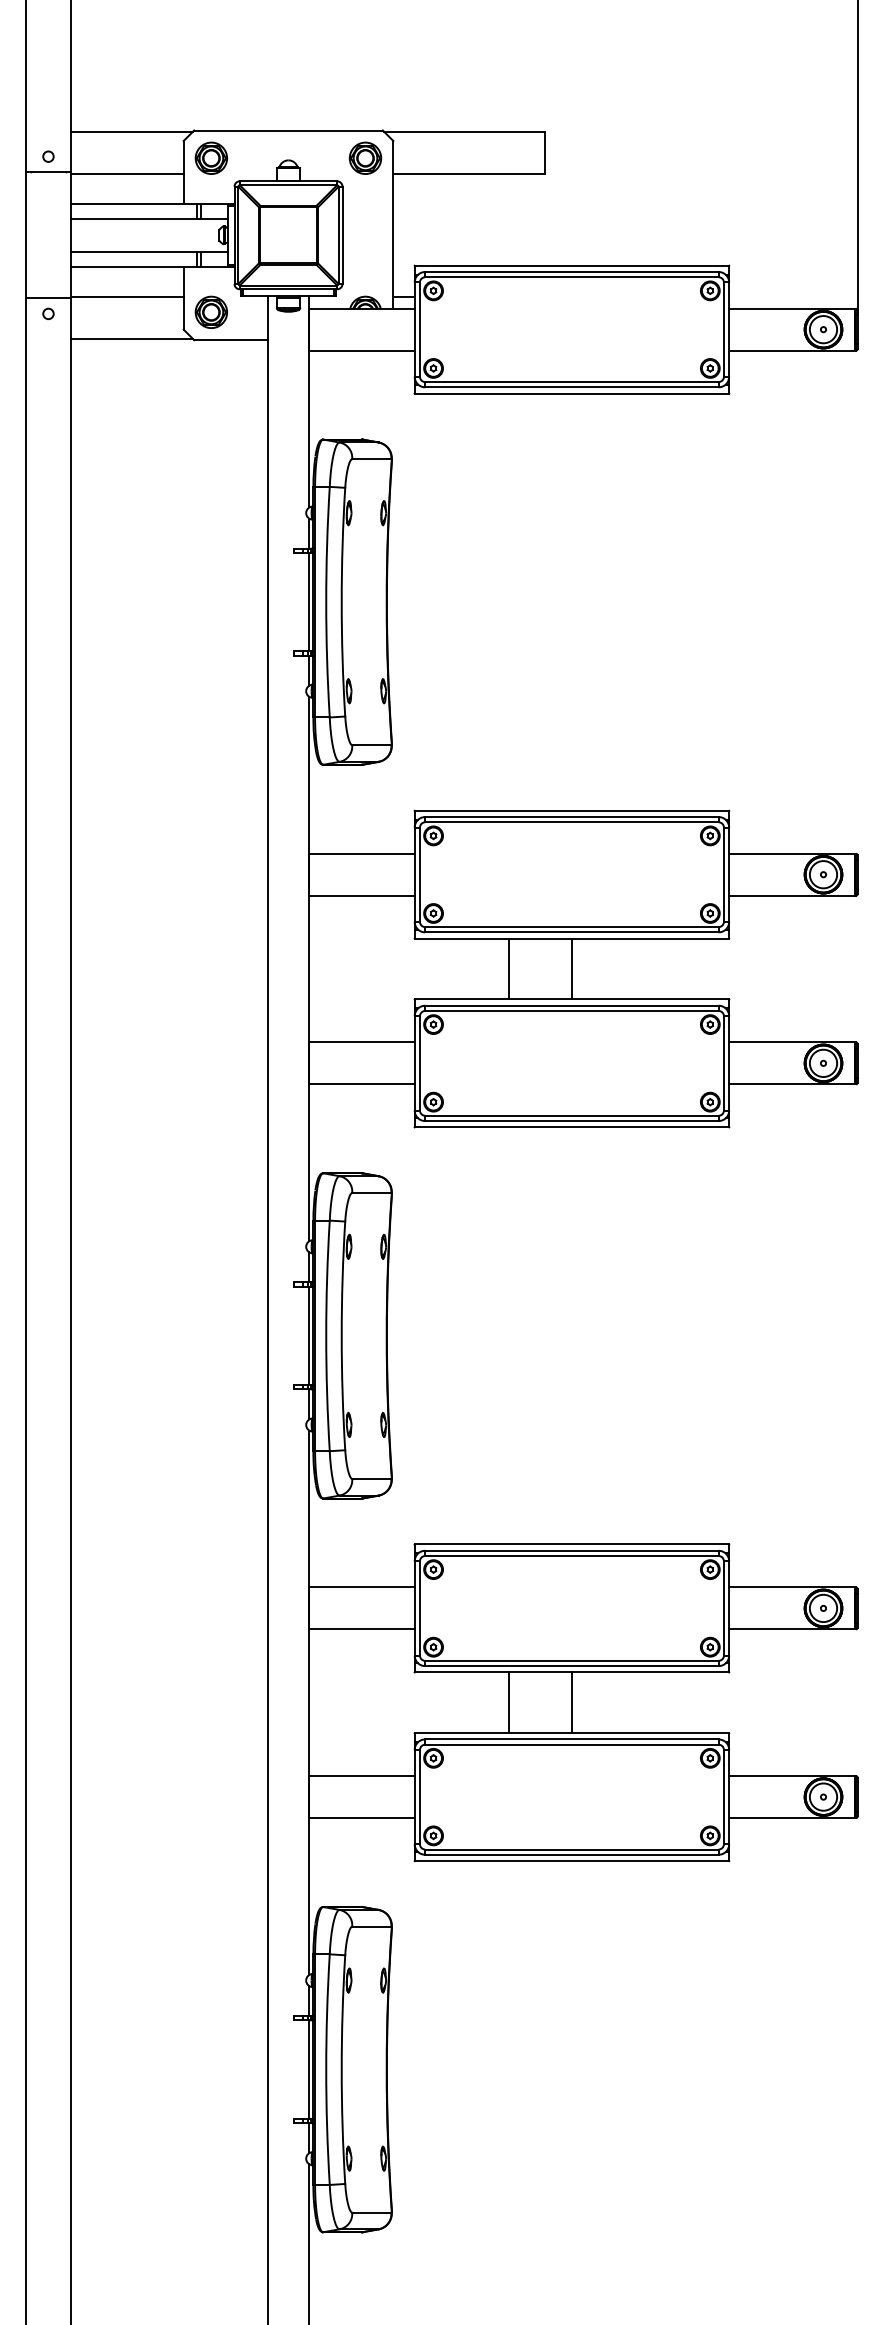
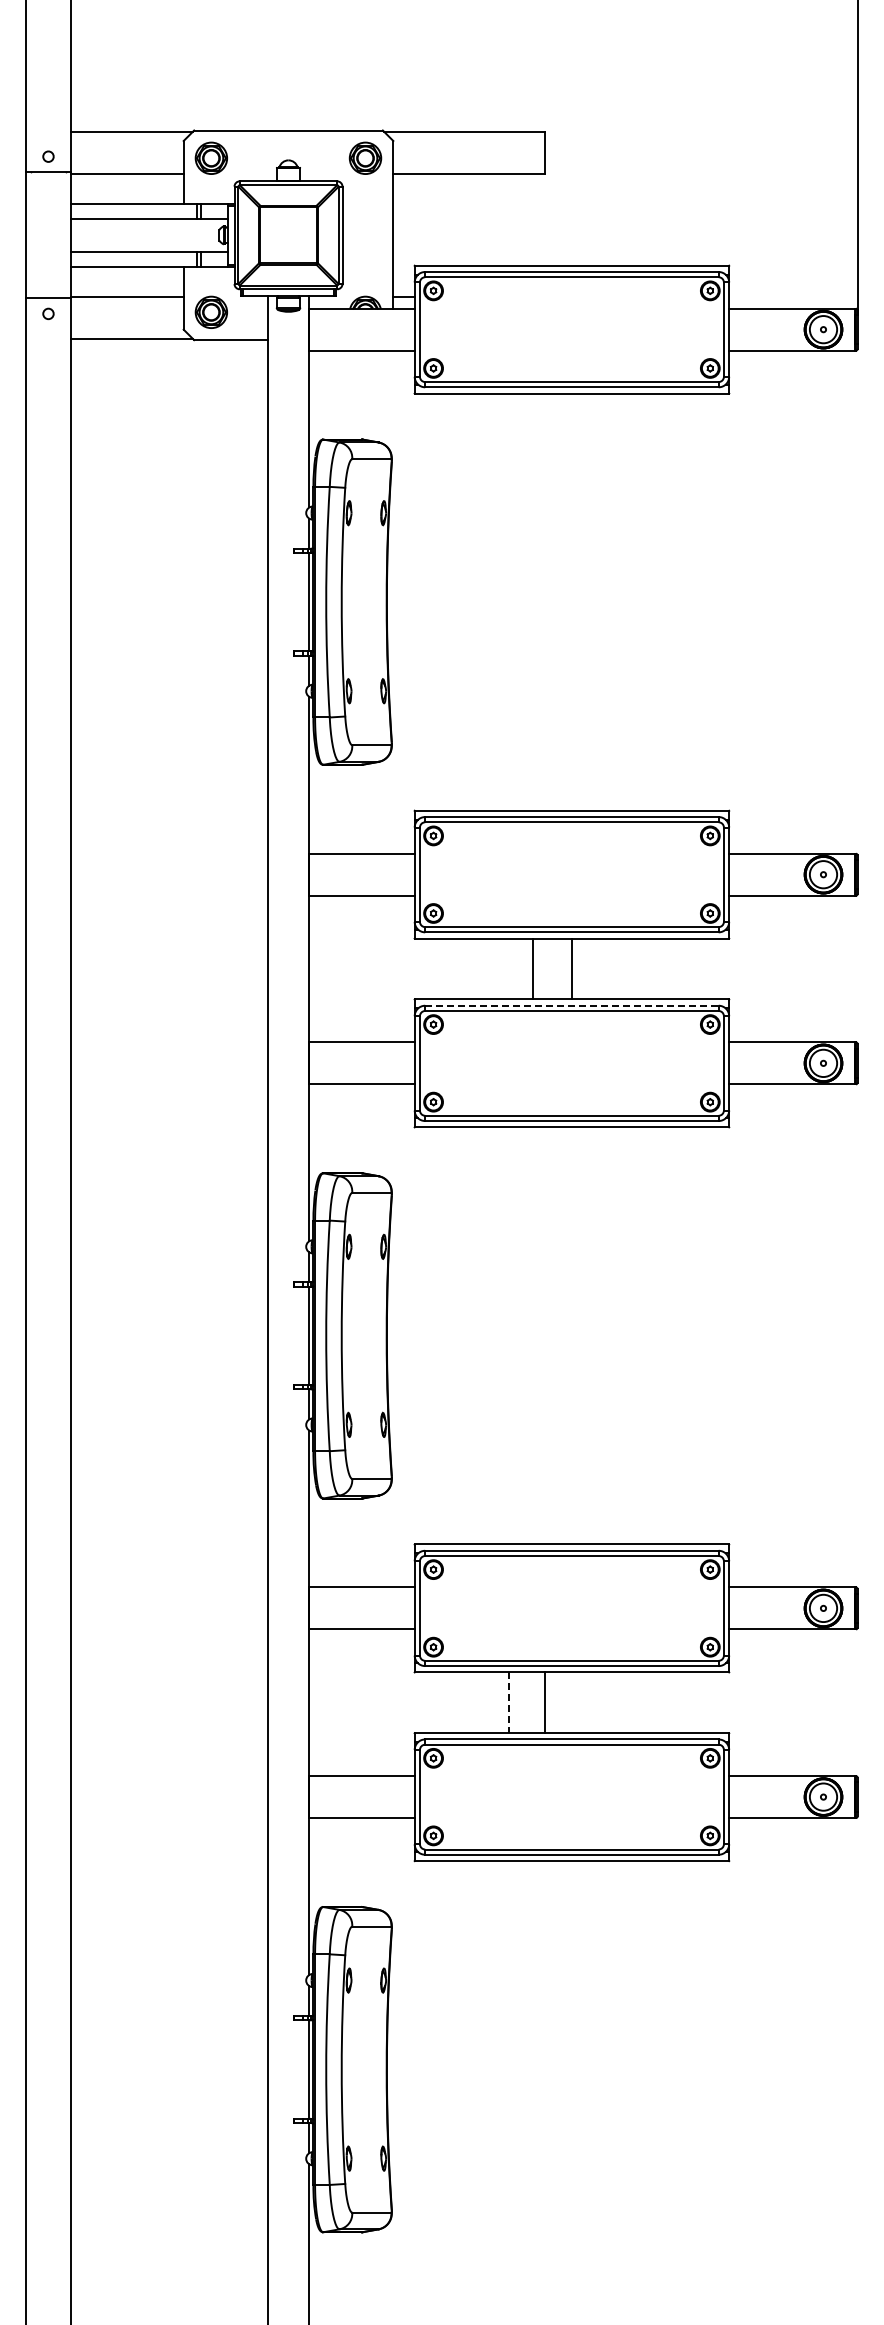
line position: (508, 968) -> (532, 968) (532, 968)
line: solid -> dashed (571, 1005)
line position: (571, 1702) -> (544, 1702) (544, 1702)
line: solid -> dashed (508, 1703)
